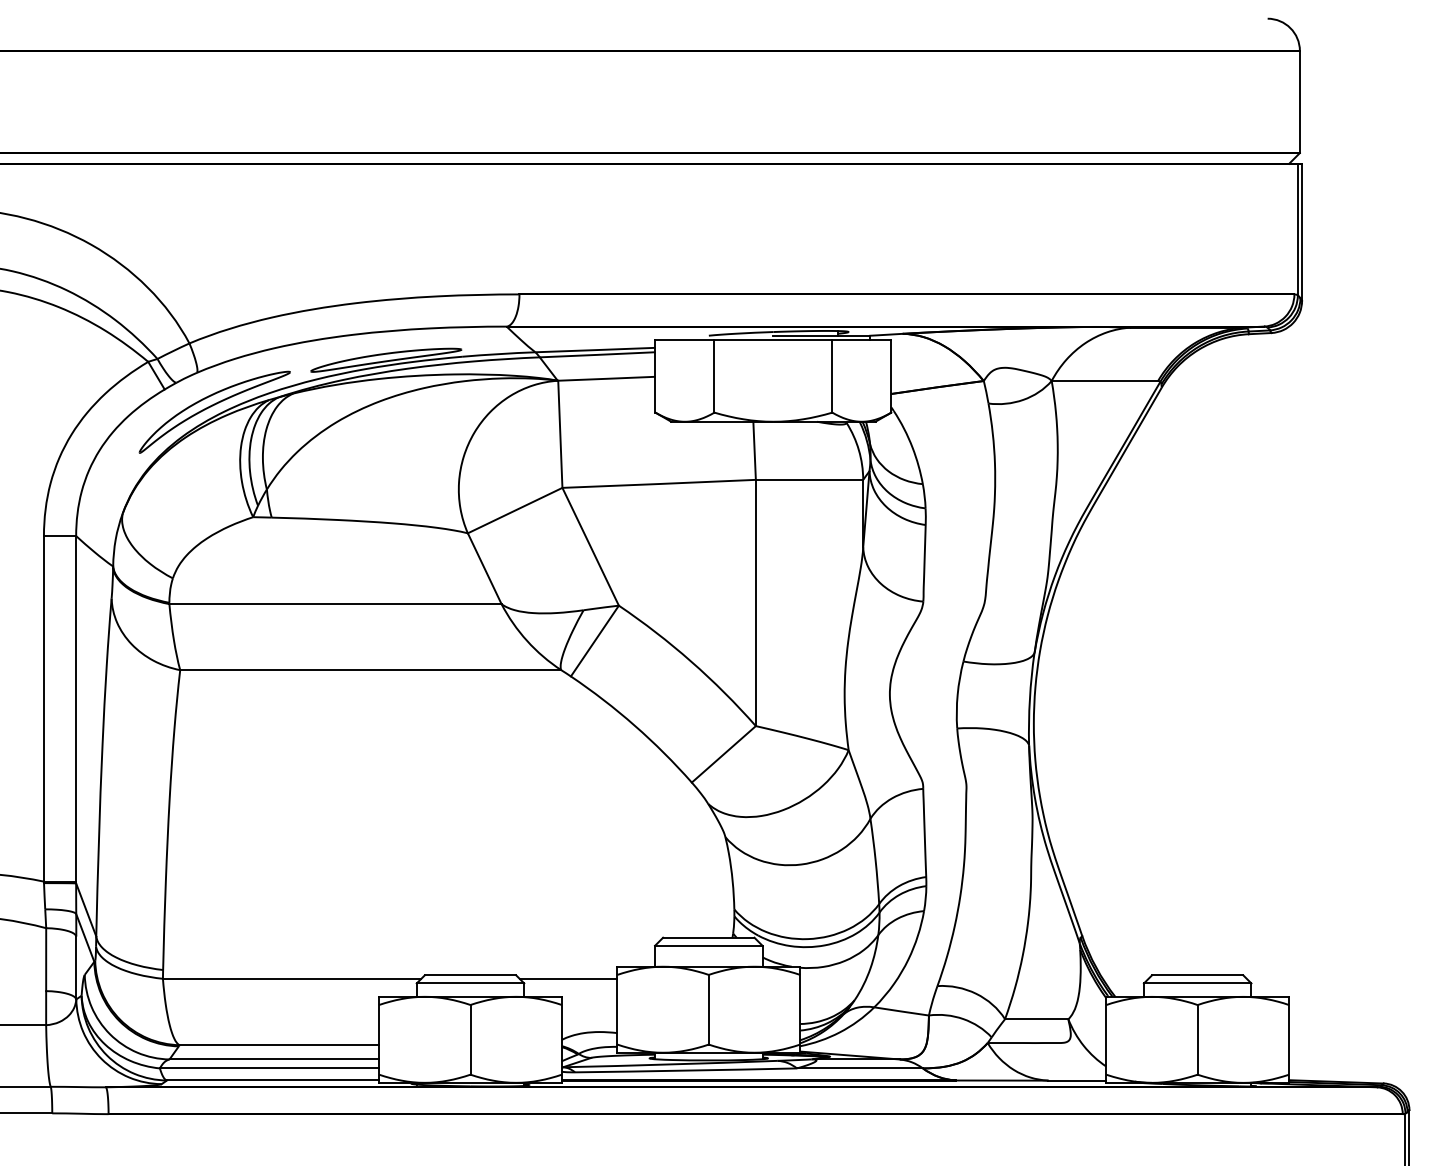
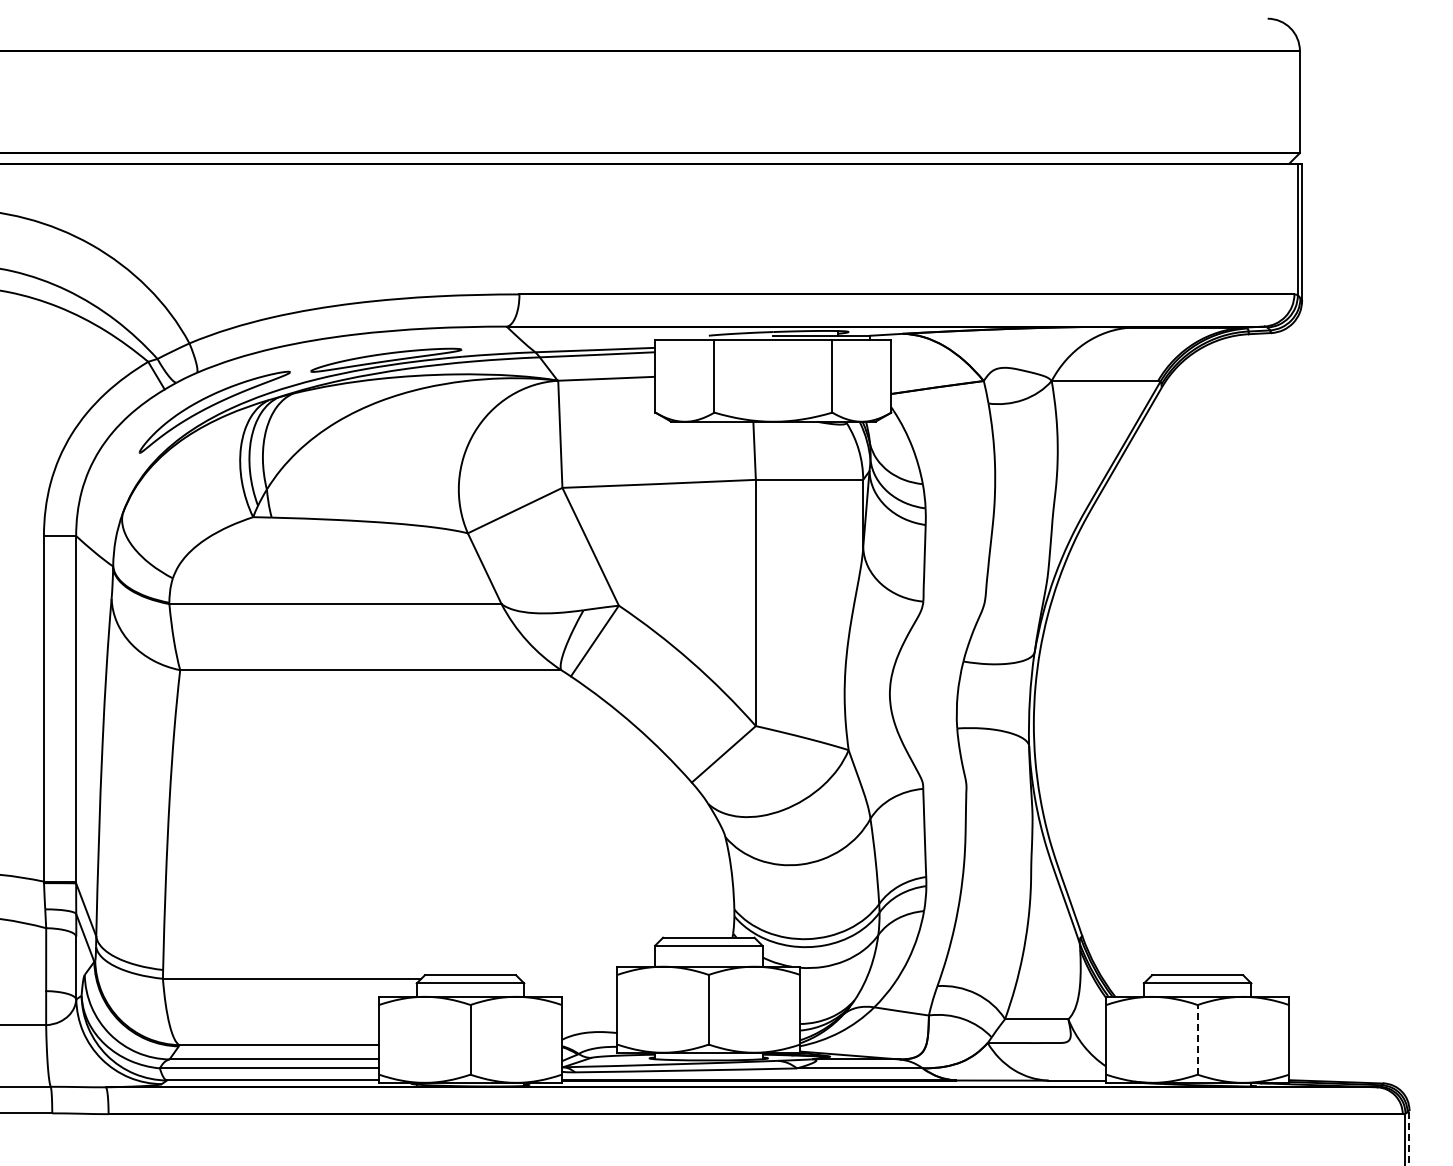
line: present -> none (568, 978)
line: solid -> dashed (1197, 1039)
line: solid -> dashed (1409, 1138)
